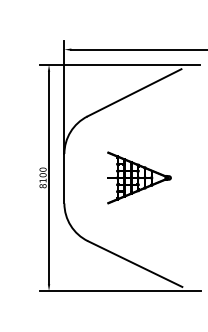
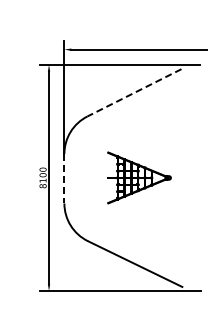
line: solid -> dashed (134, 92)
line: solid -> dashed (64, 178)
